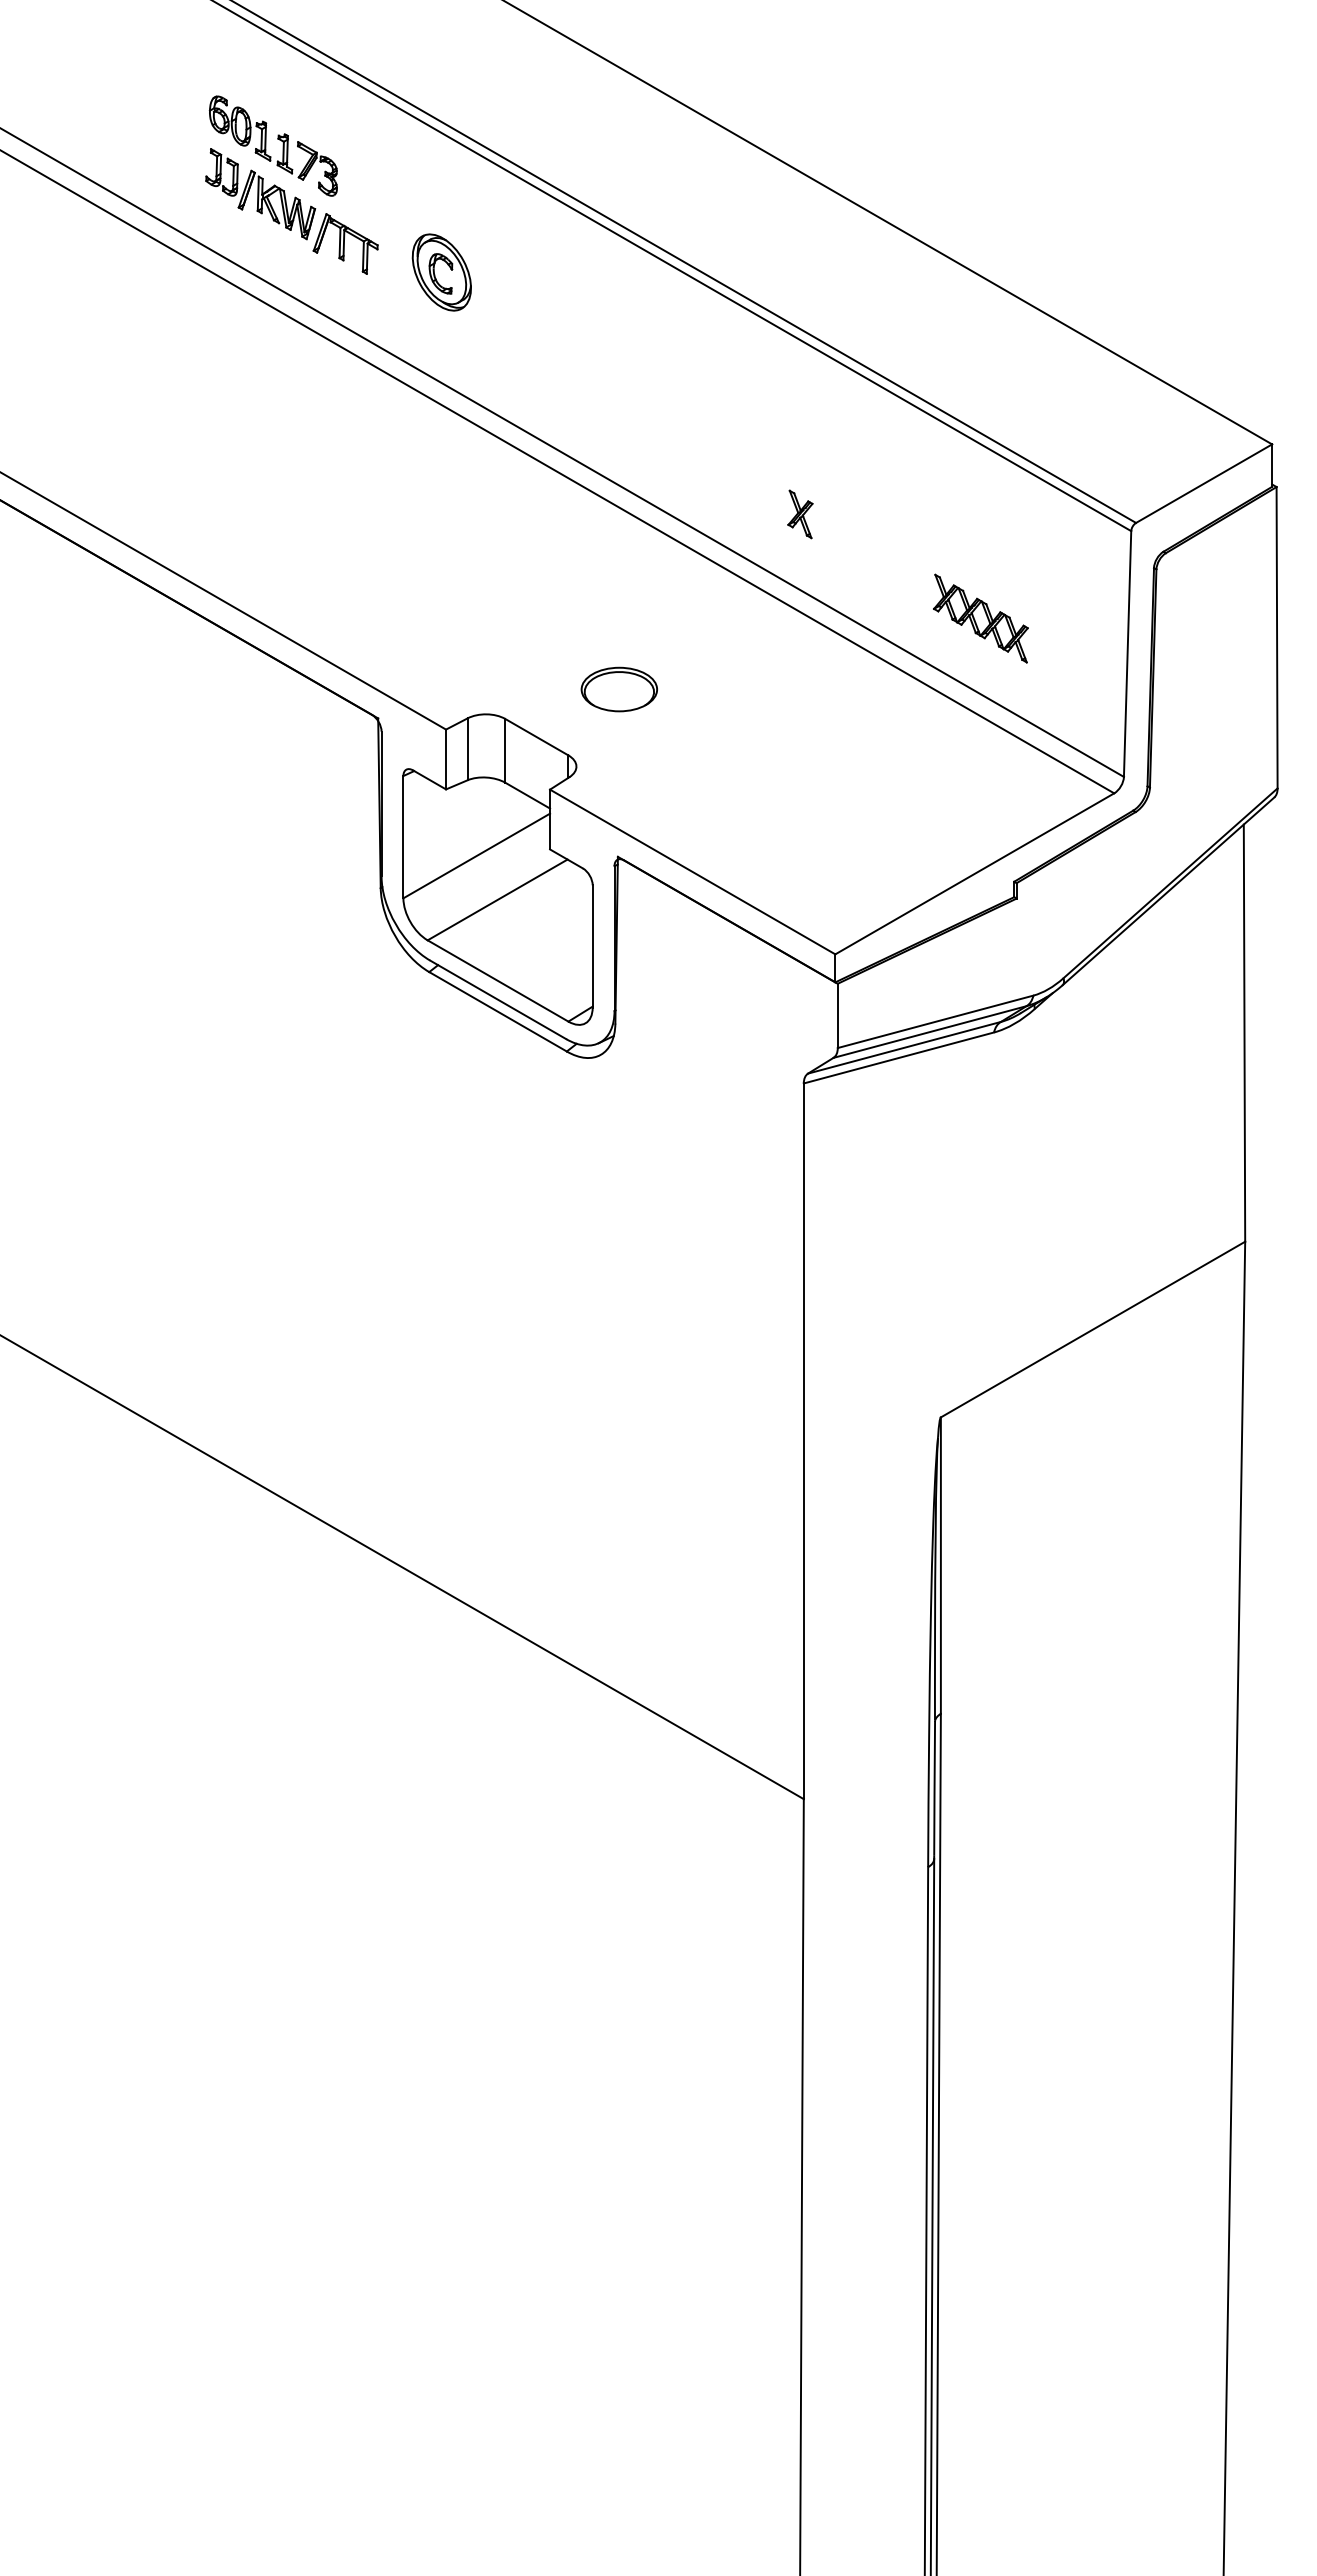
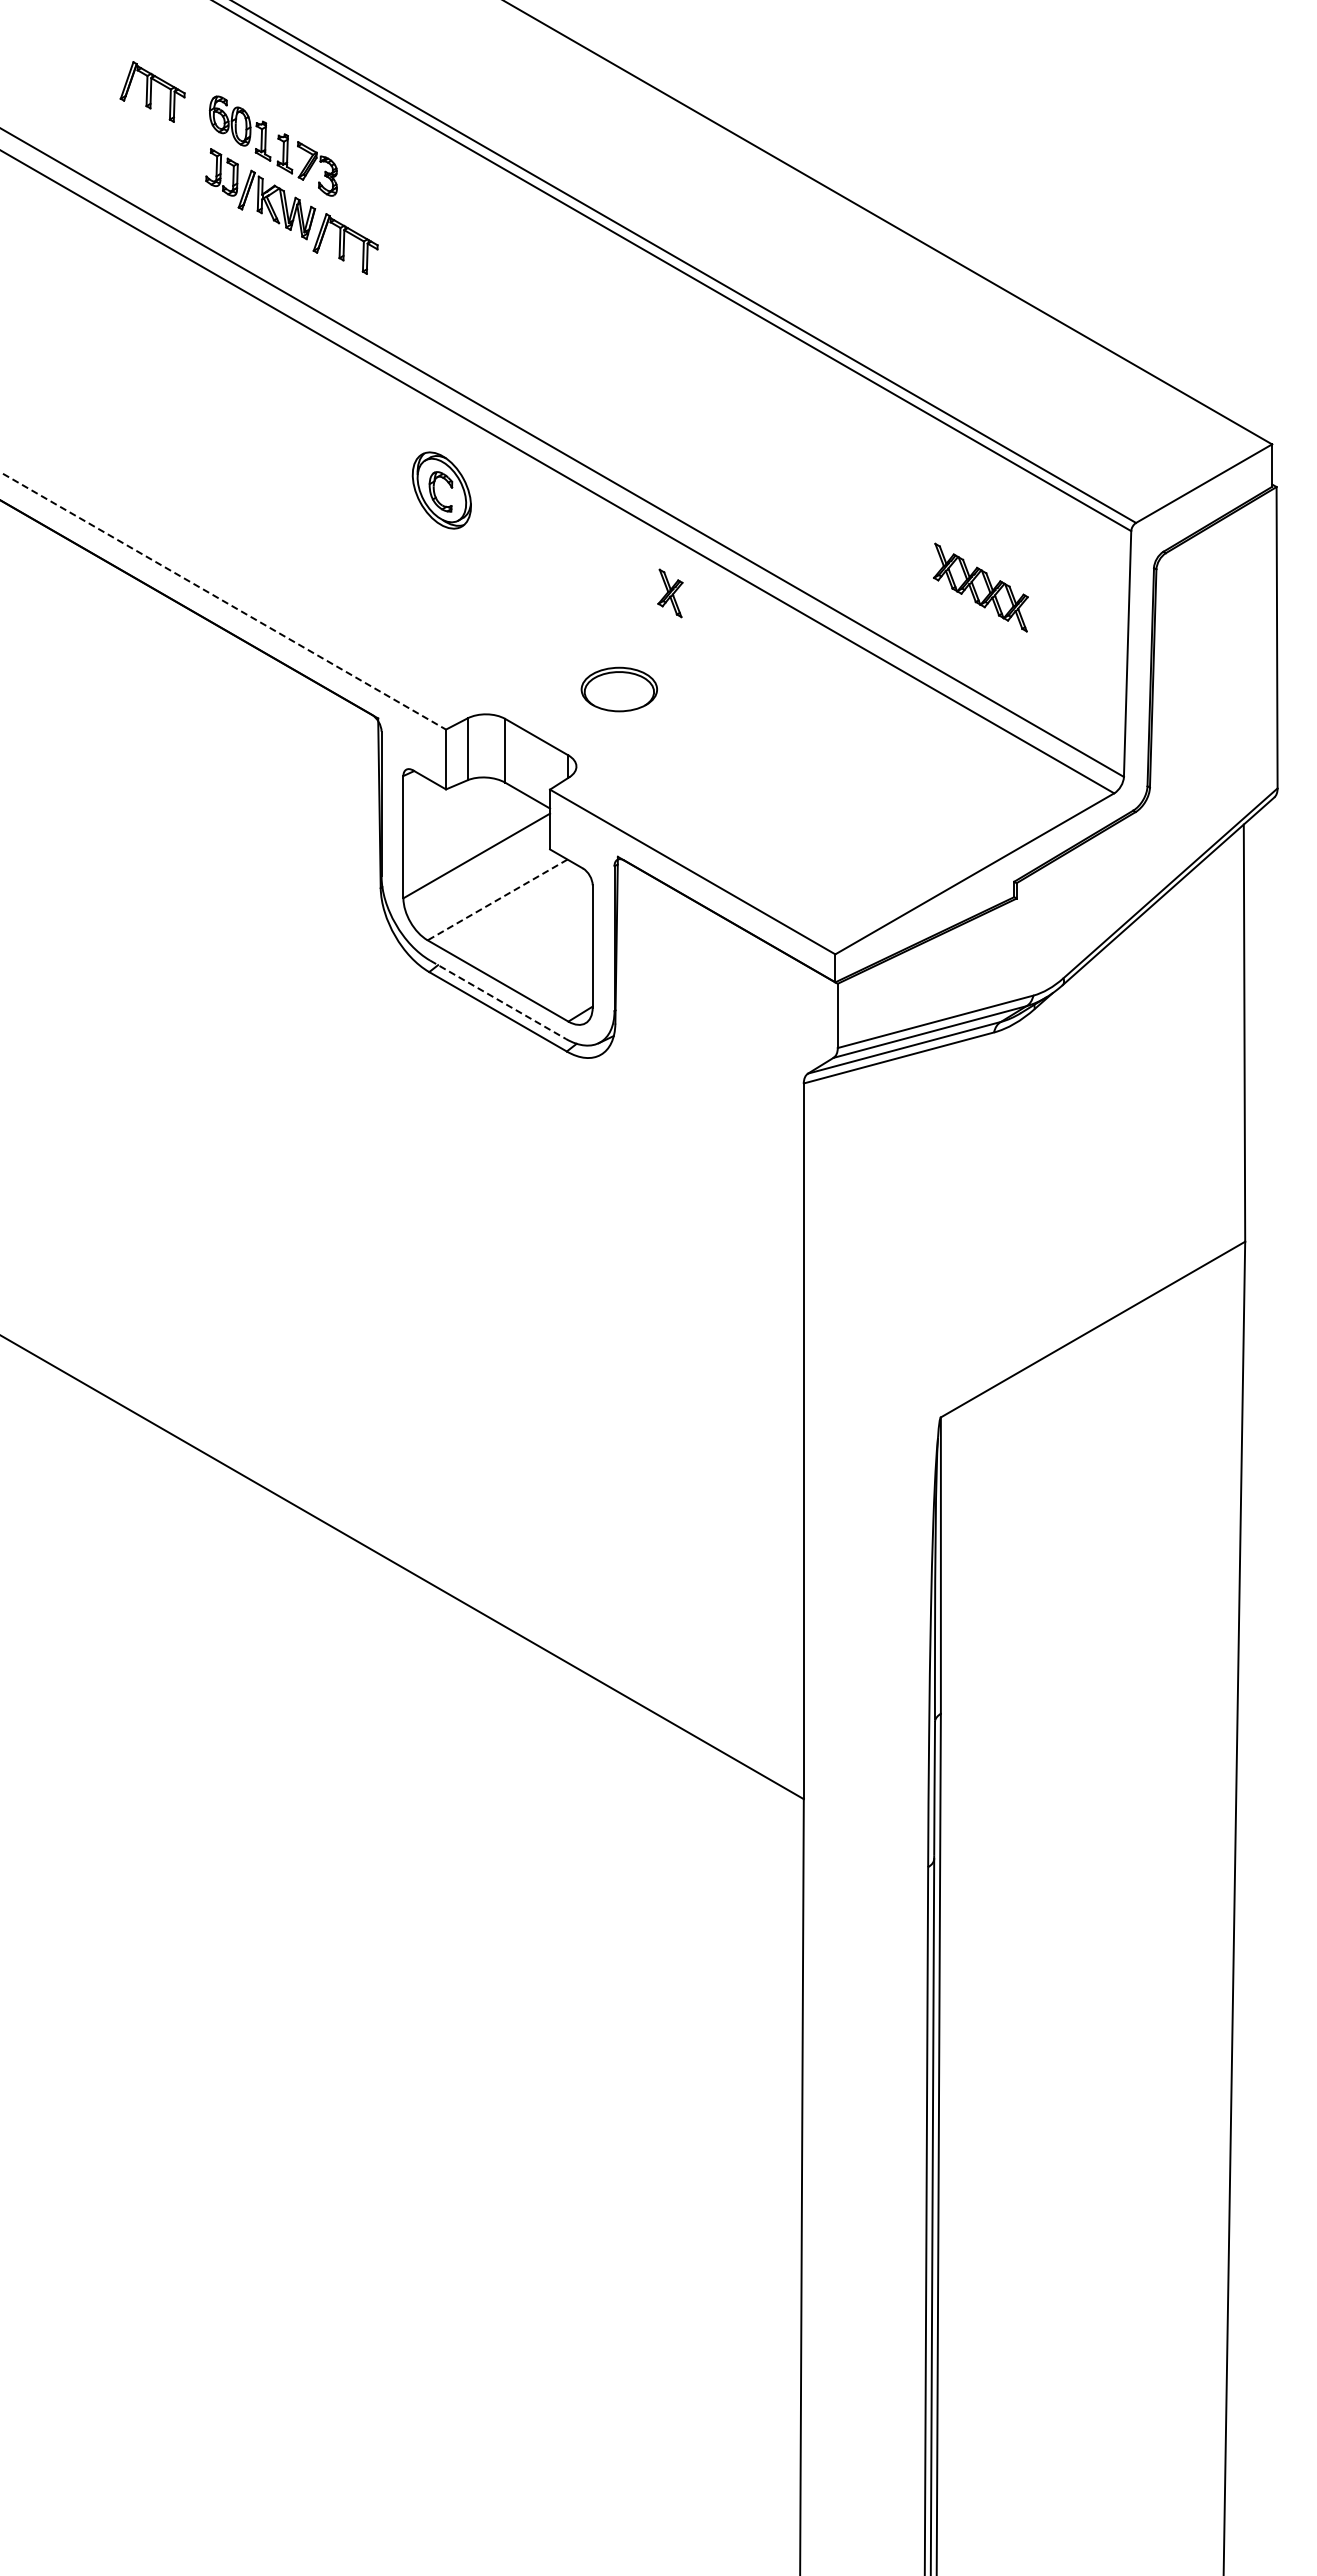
part: none -> present (152, 91)
part position: (441, 272) -> (441, 490) (441, 490)
part position: (800, 514) -> (670, 593) (670, 593)
line: solid -> dashed (223, 601)
part position: (980, 618) -> (980, 587) (980, 587)
line: solid -> dashed (497, 899)
line: solid -> dashed (498, 999)
